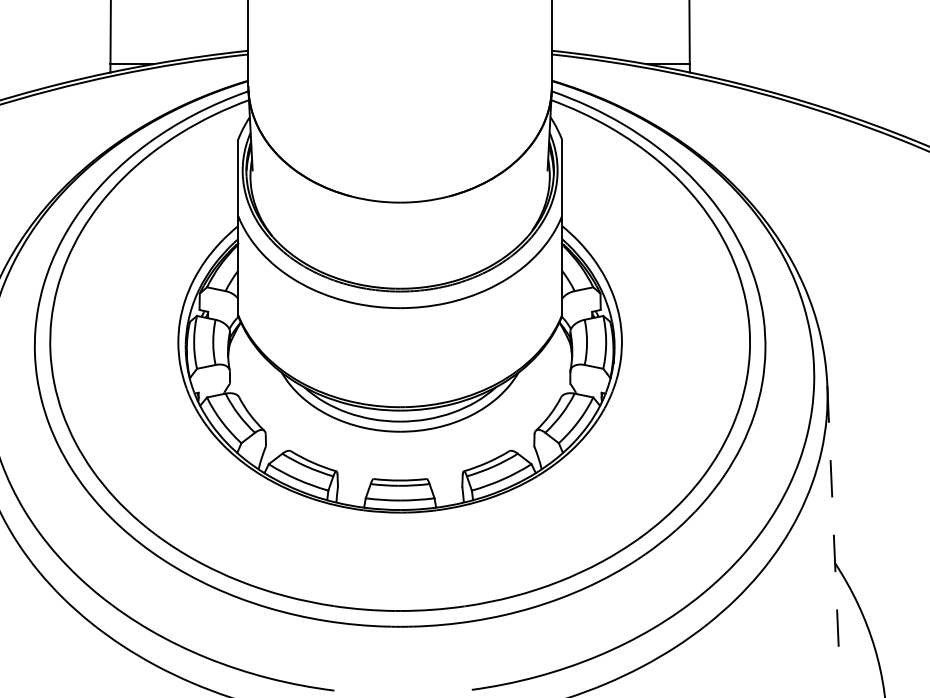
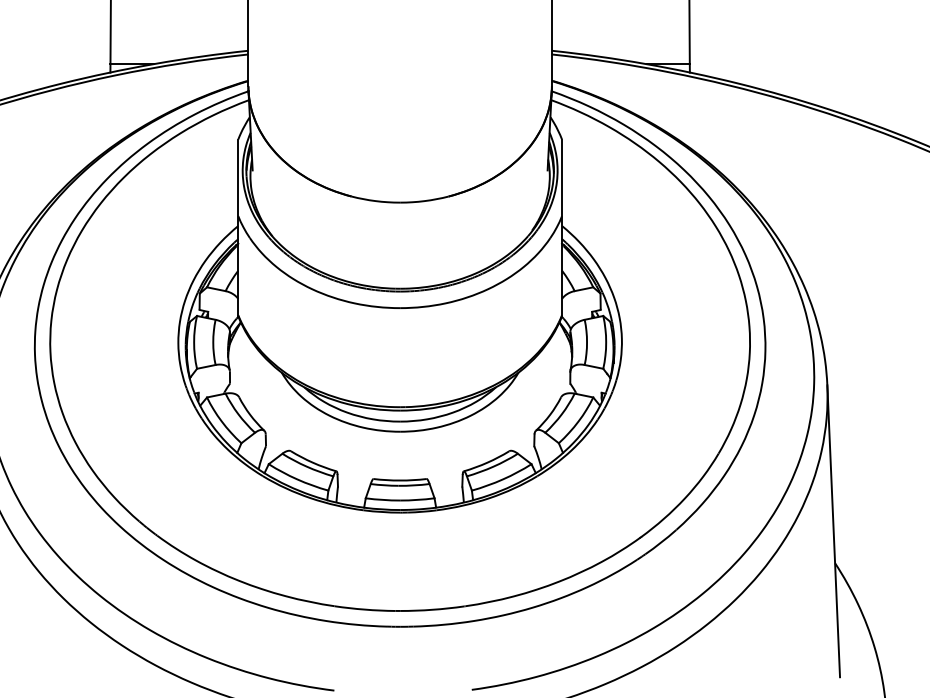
line: dashed -> solid (833, 531)
